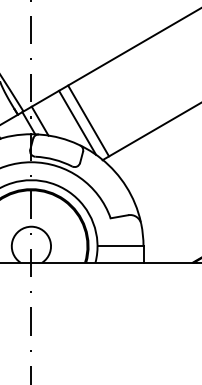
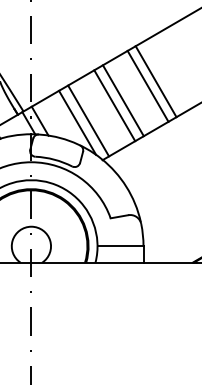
line: none -> present (155, 81)
line: none -> present (147, 85)
line: none -> present (122, 100)
line: none -> present (114, 105)
